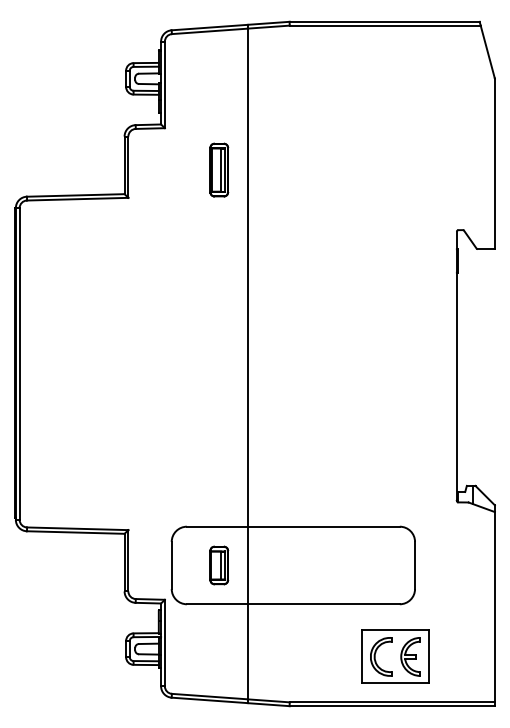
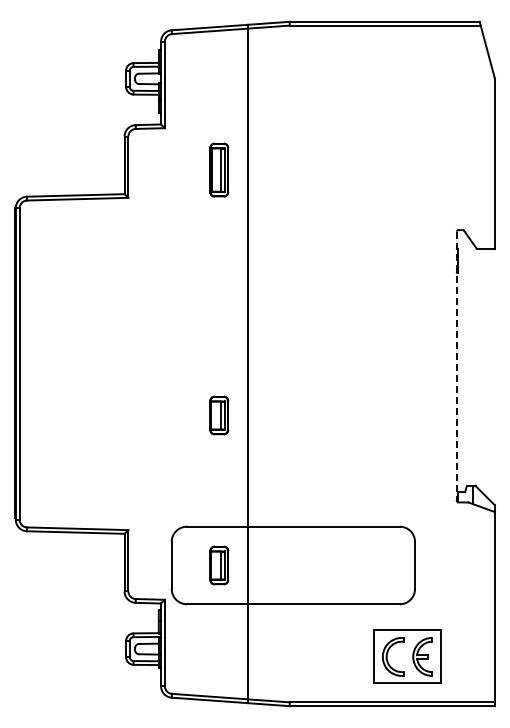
line: solid -> dashed (456, 366)
part: none -> present (219, 415)
part position: (395, 656) -> (407, 656) (407, 656)
